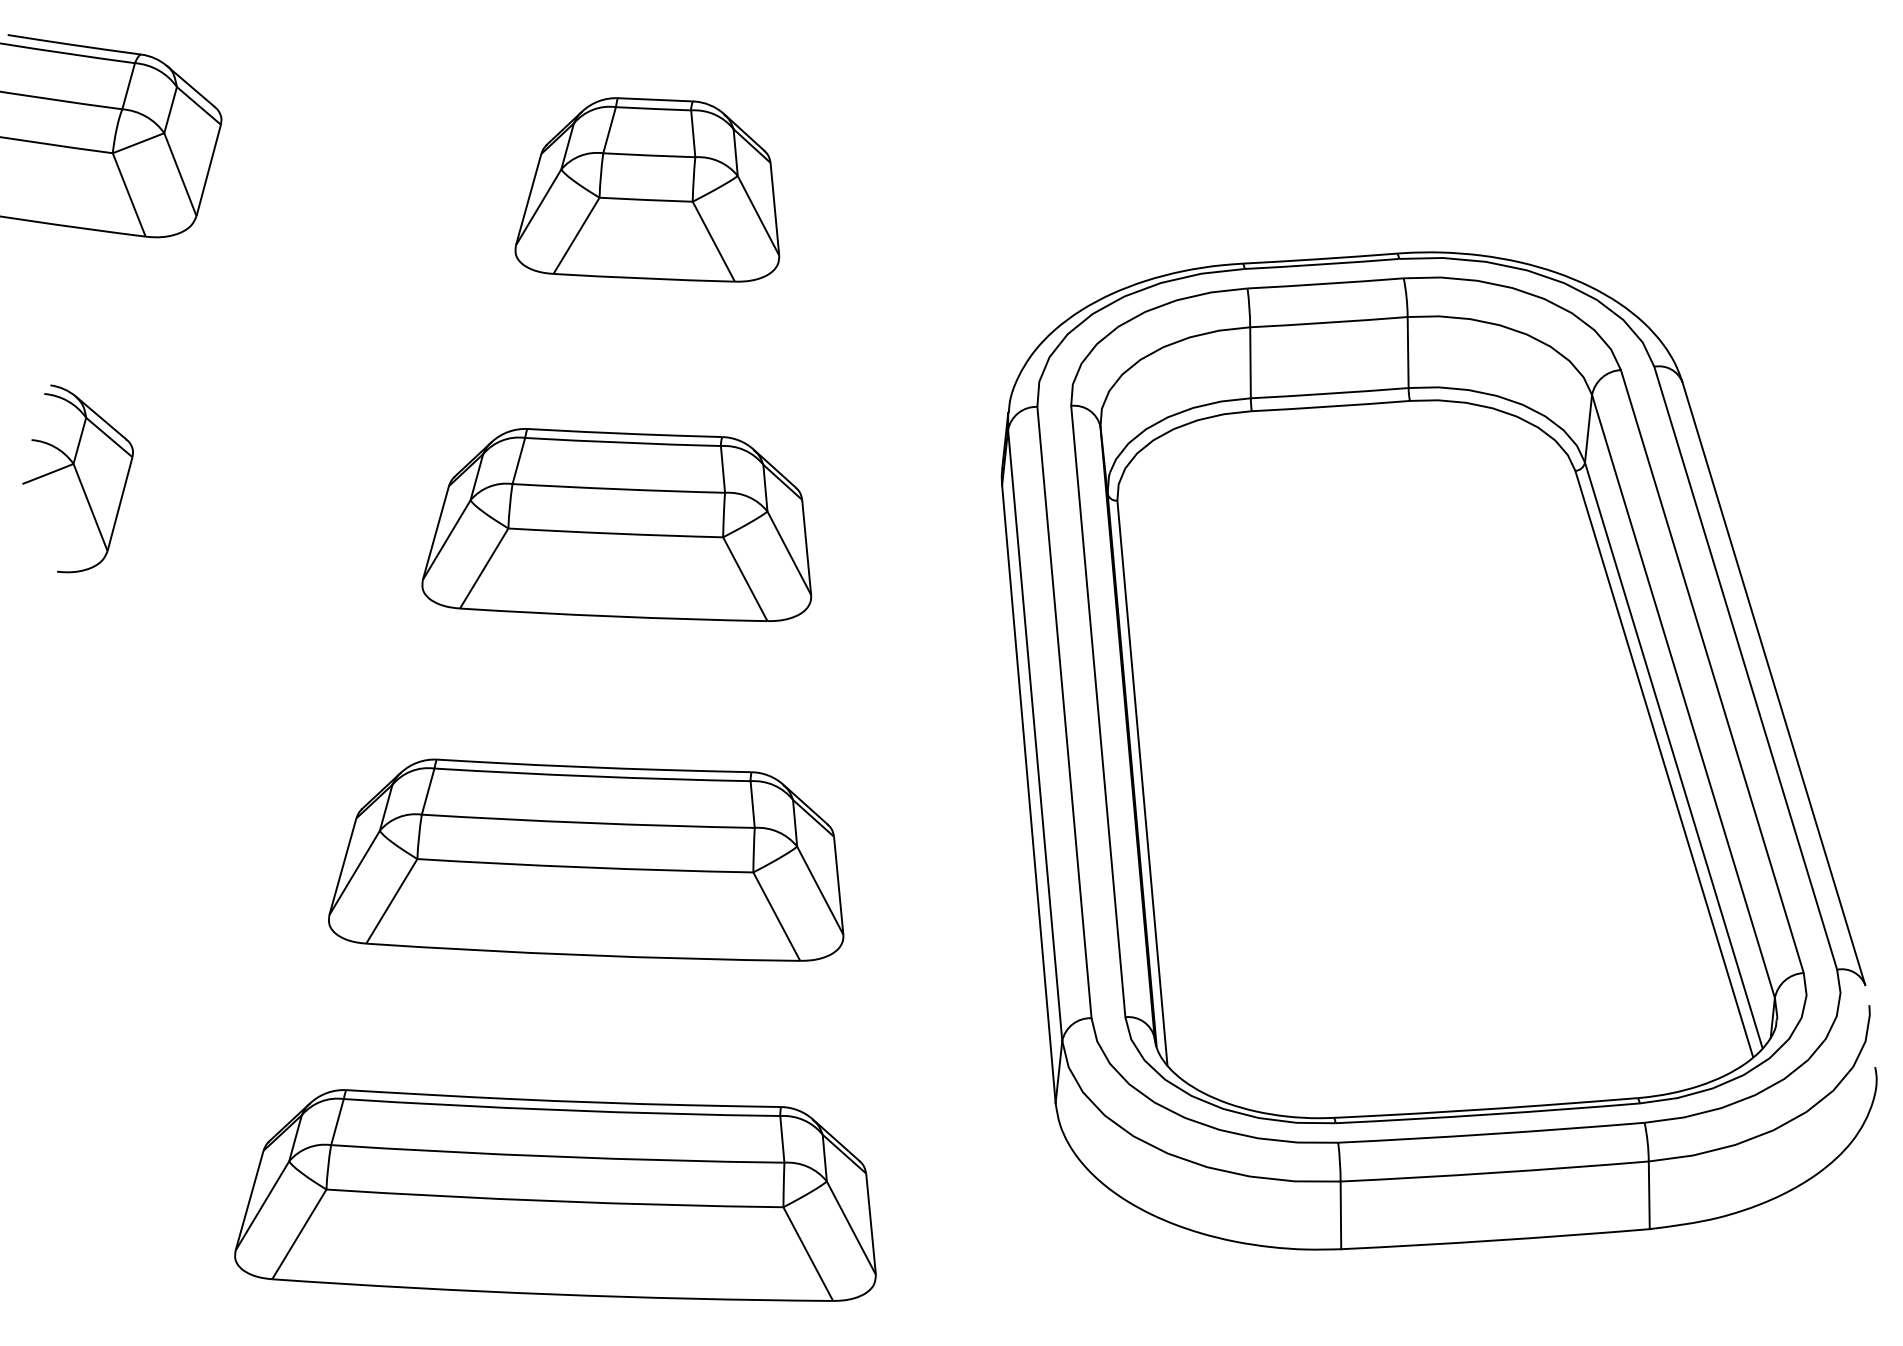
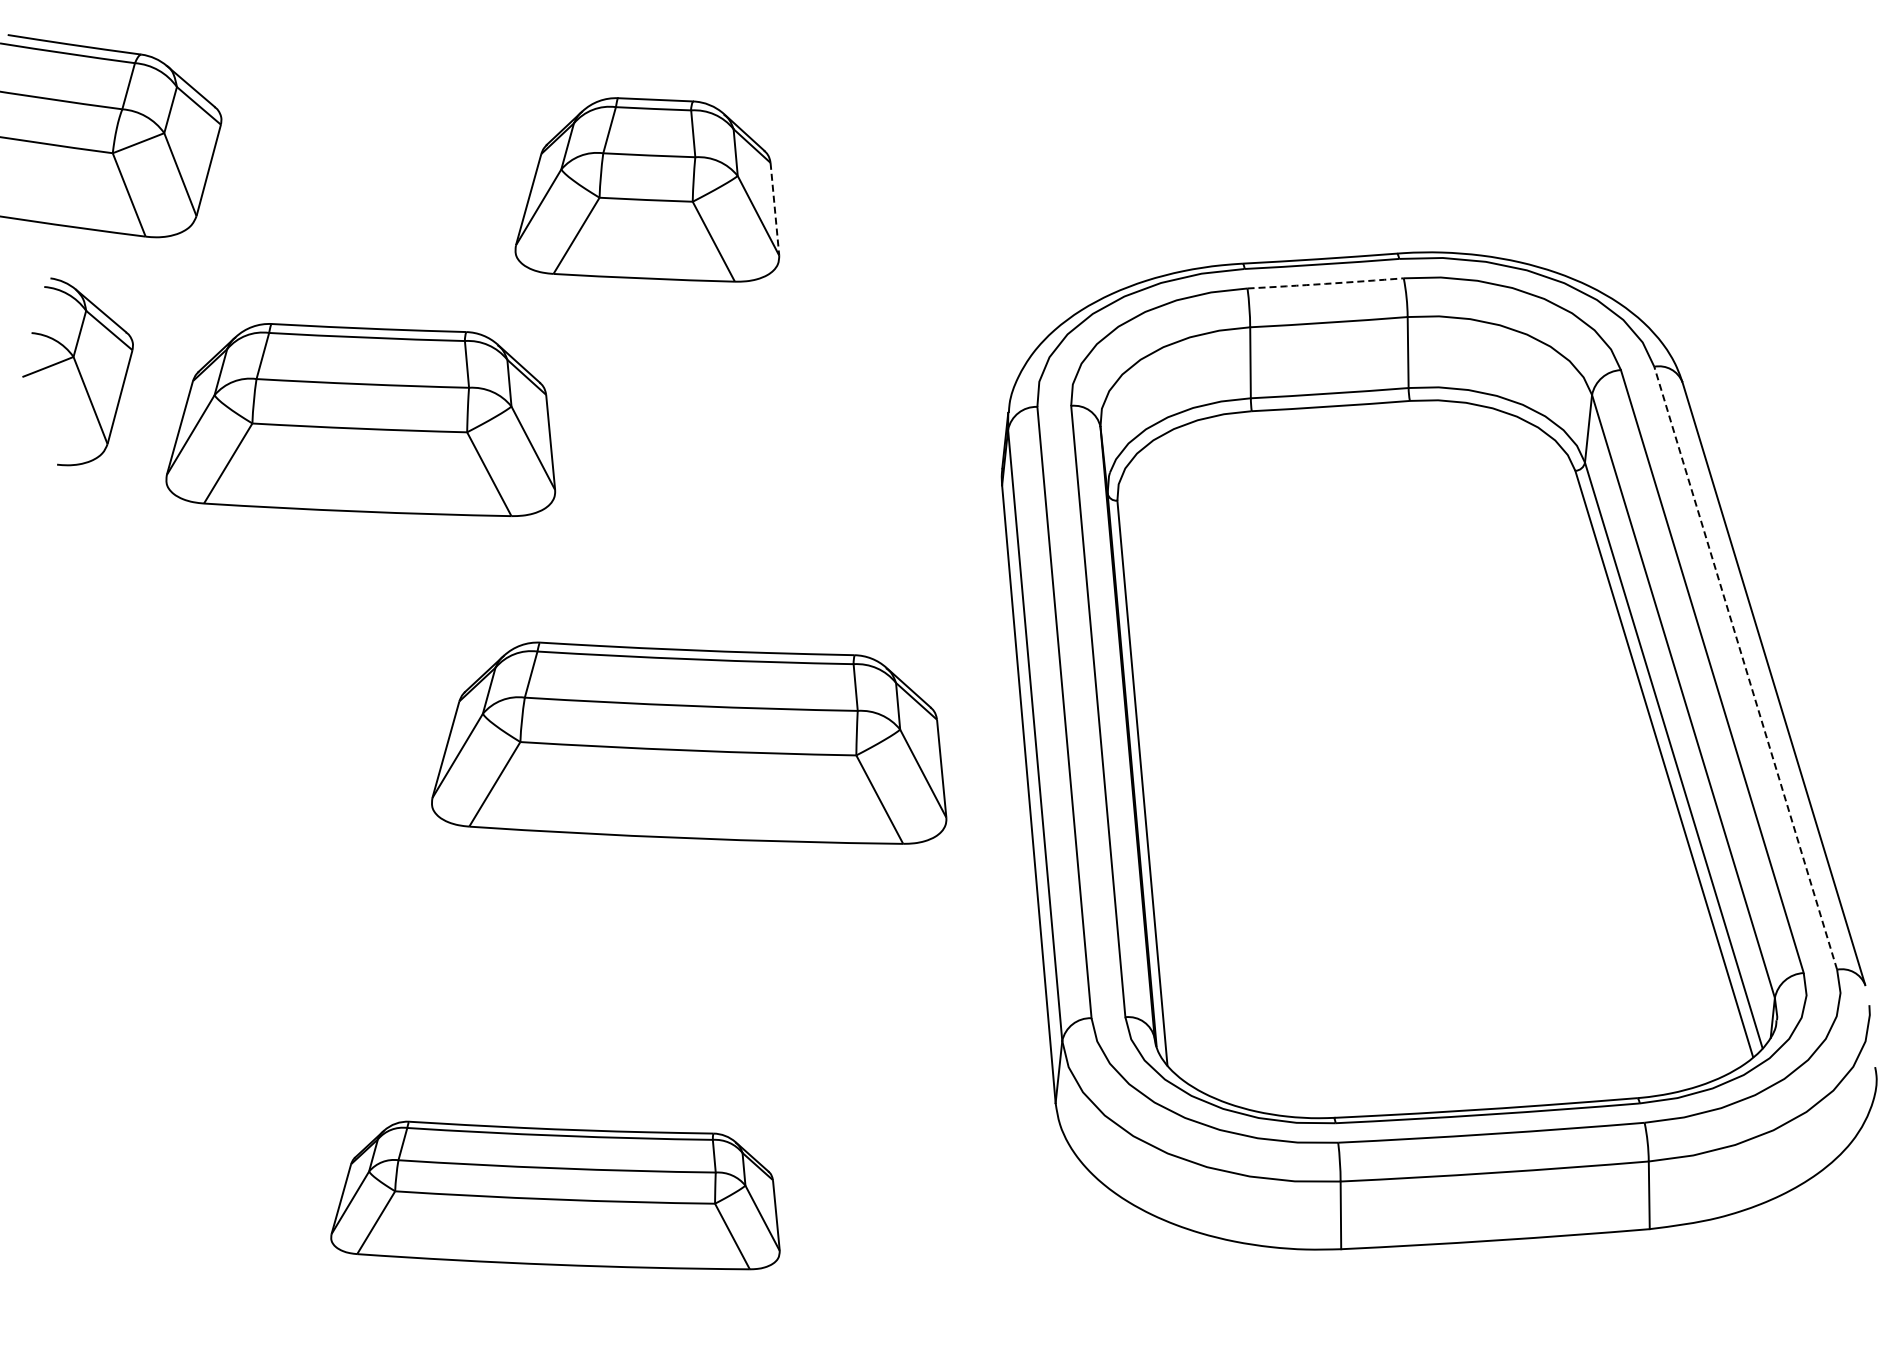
line: solid -> dashed (774, 209)
arc: solid -> dashed (1325, 283)
part position: (77, 478) -> (77, 371) (77, 371)
part position: (616, 524) -> (360, 419) (360, 419)
line: solid -> dashed (1745, 667)
part position: (586, 859) -> (689, 742) (689, 742)
part size: 643x213 px -> 451x151 px (555, 1195)
